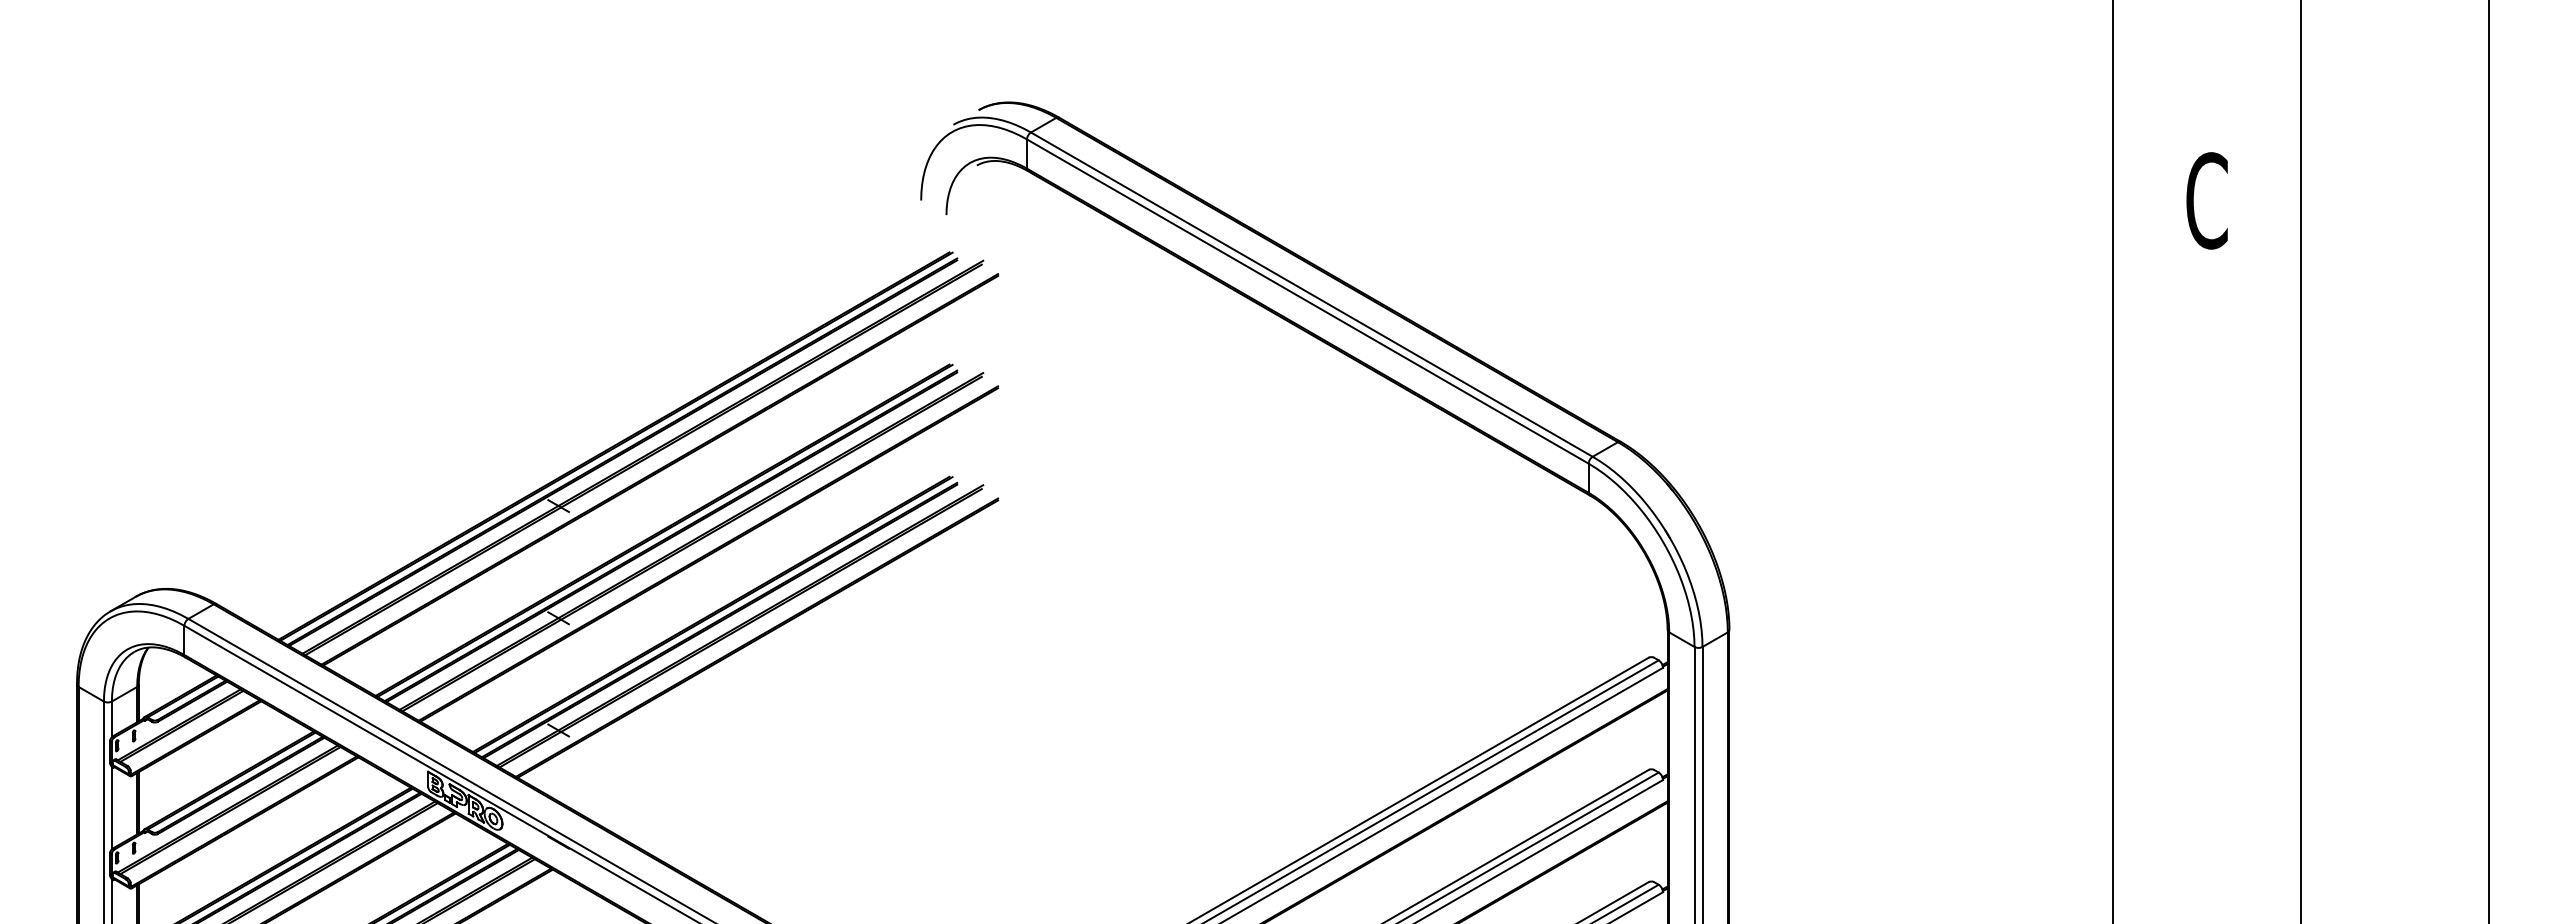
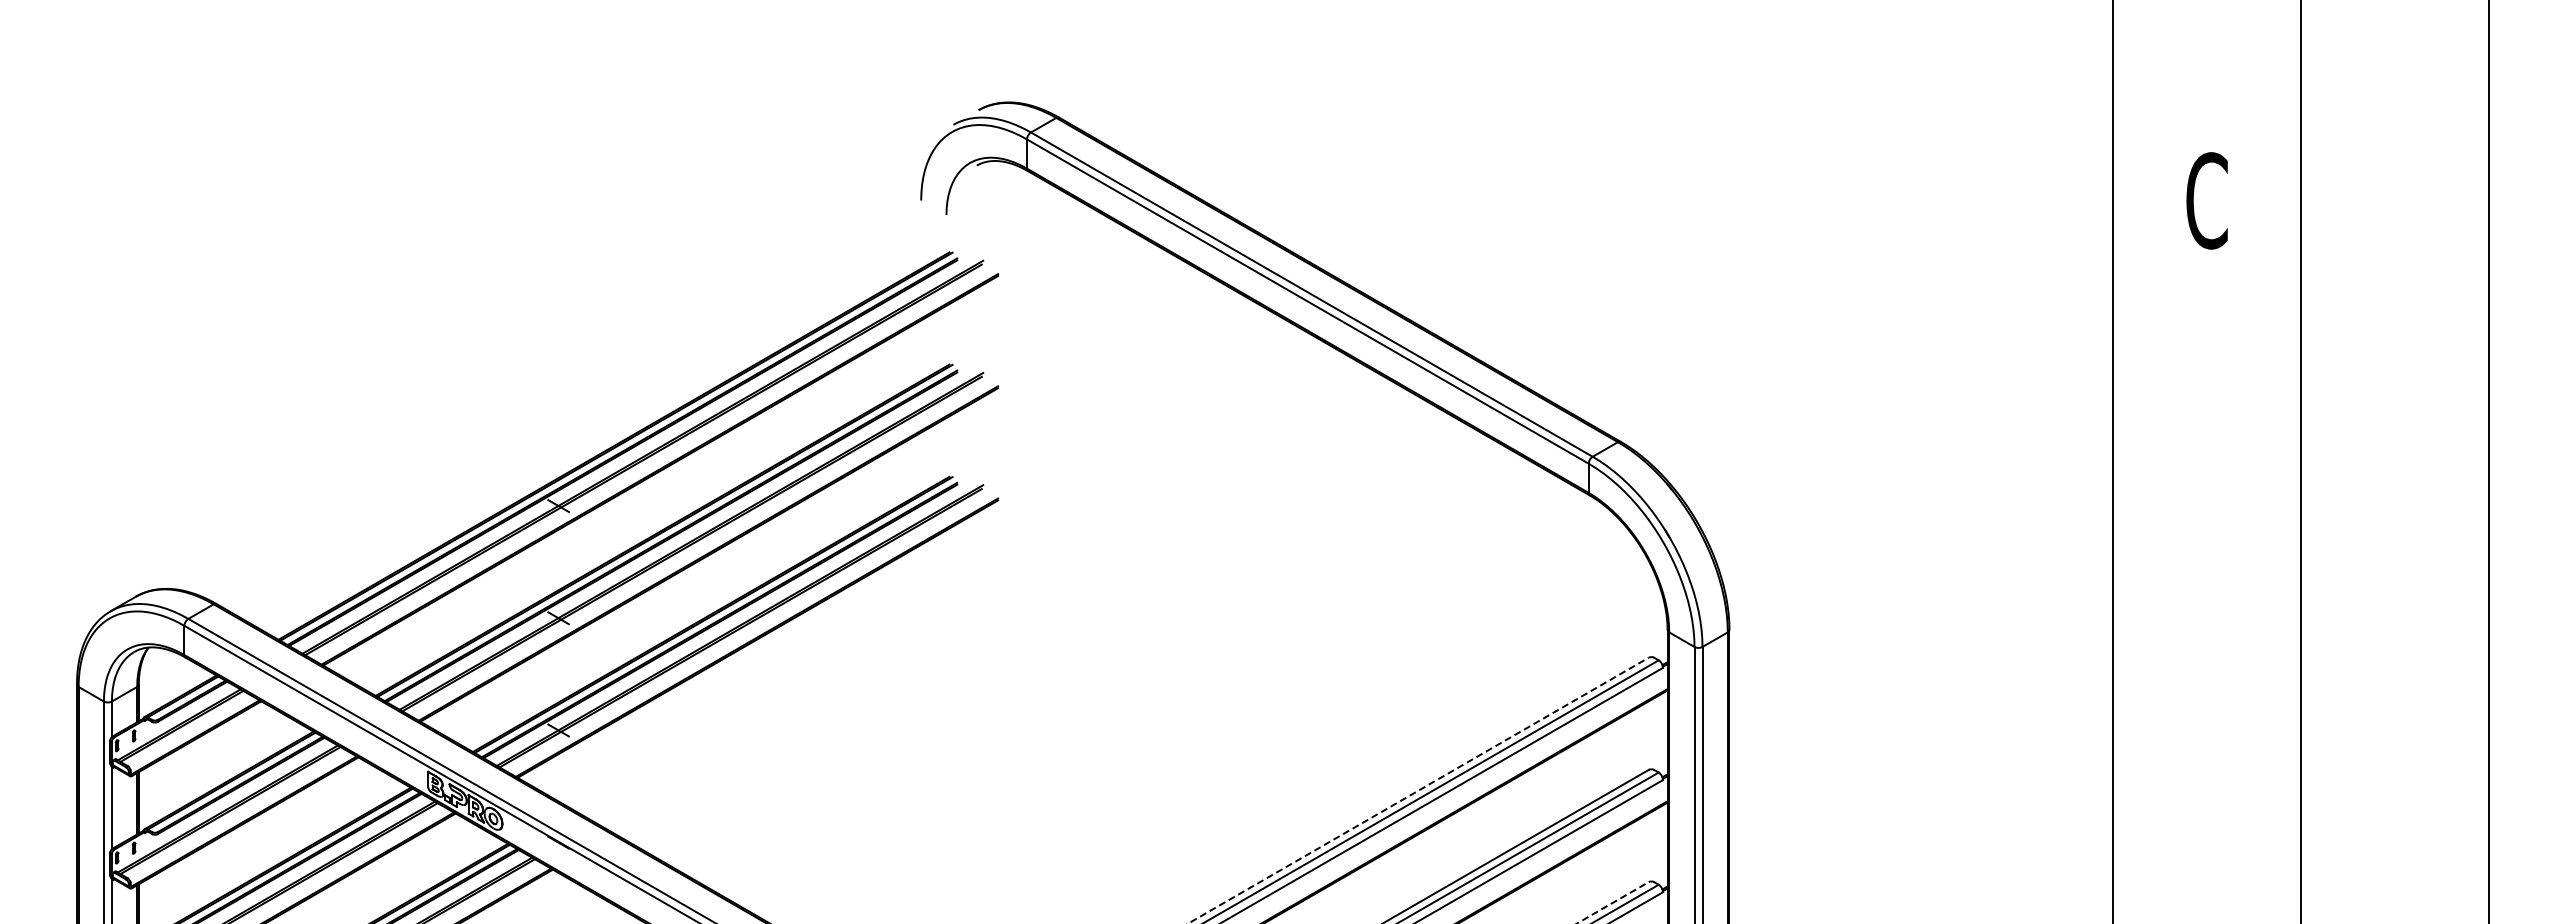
line: solid -> dashed (1418, 790)
line: solid -> dashed (1613, 902)
